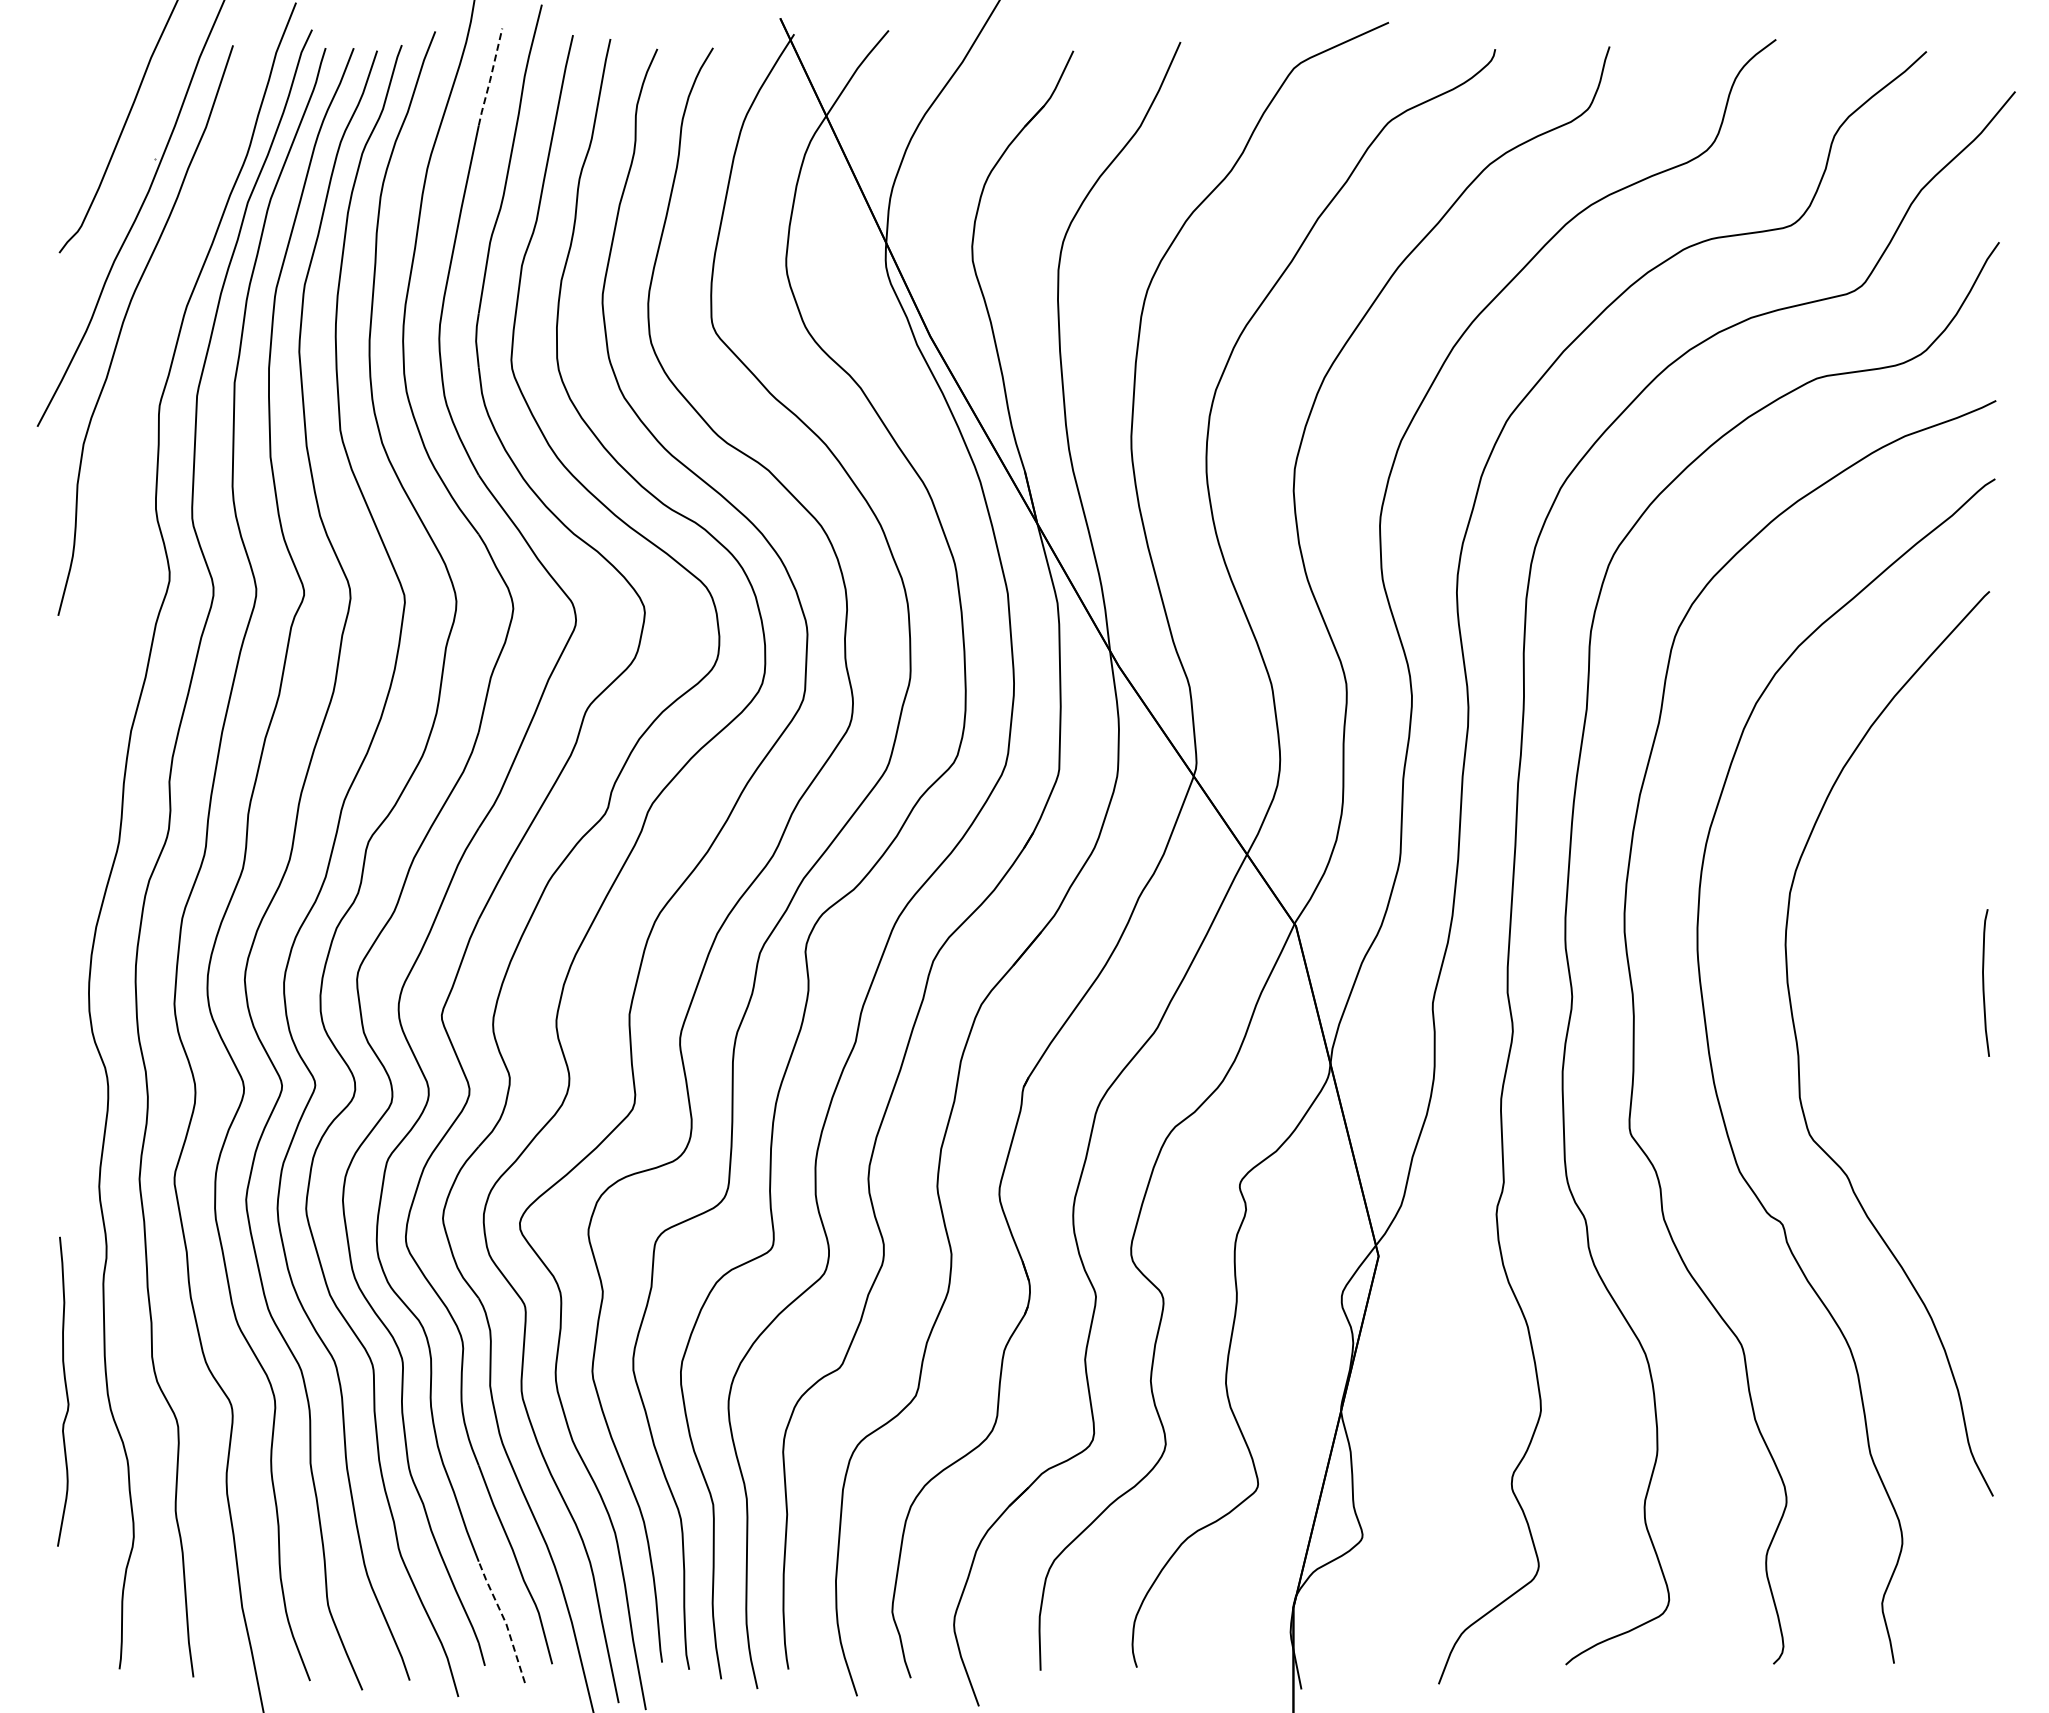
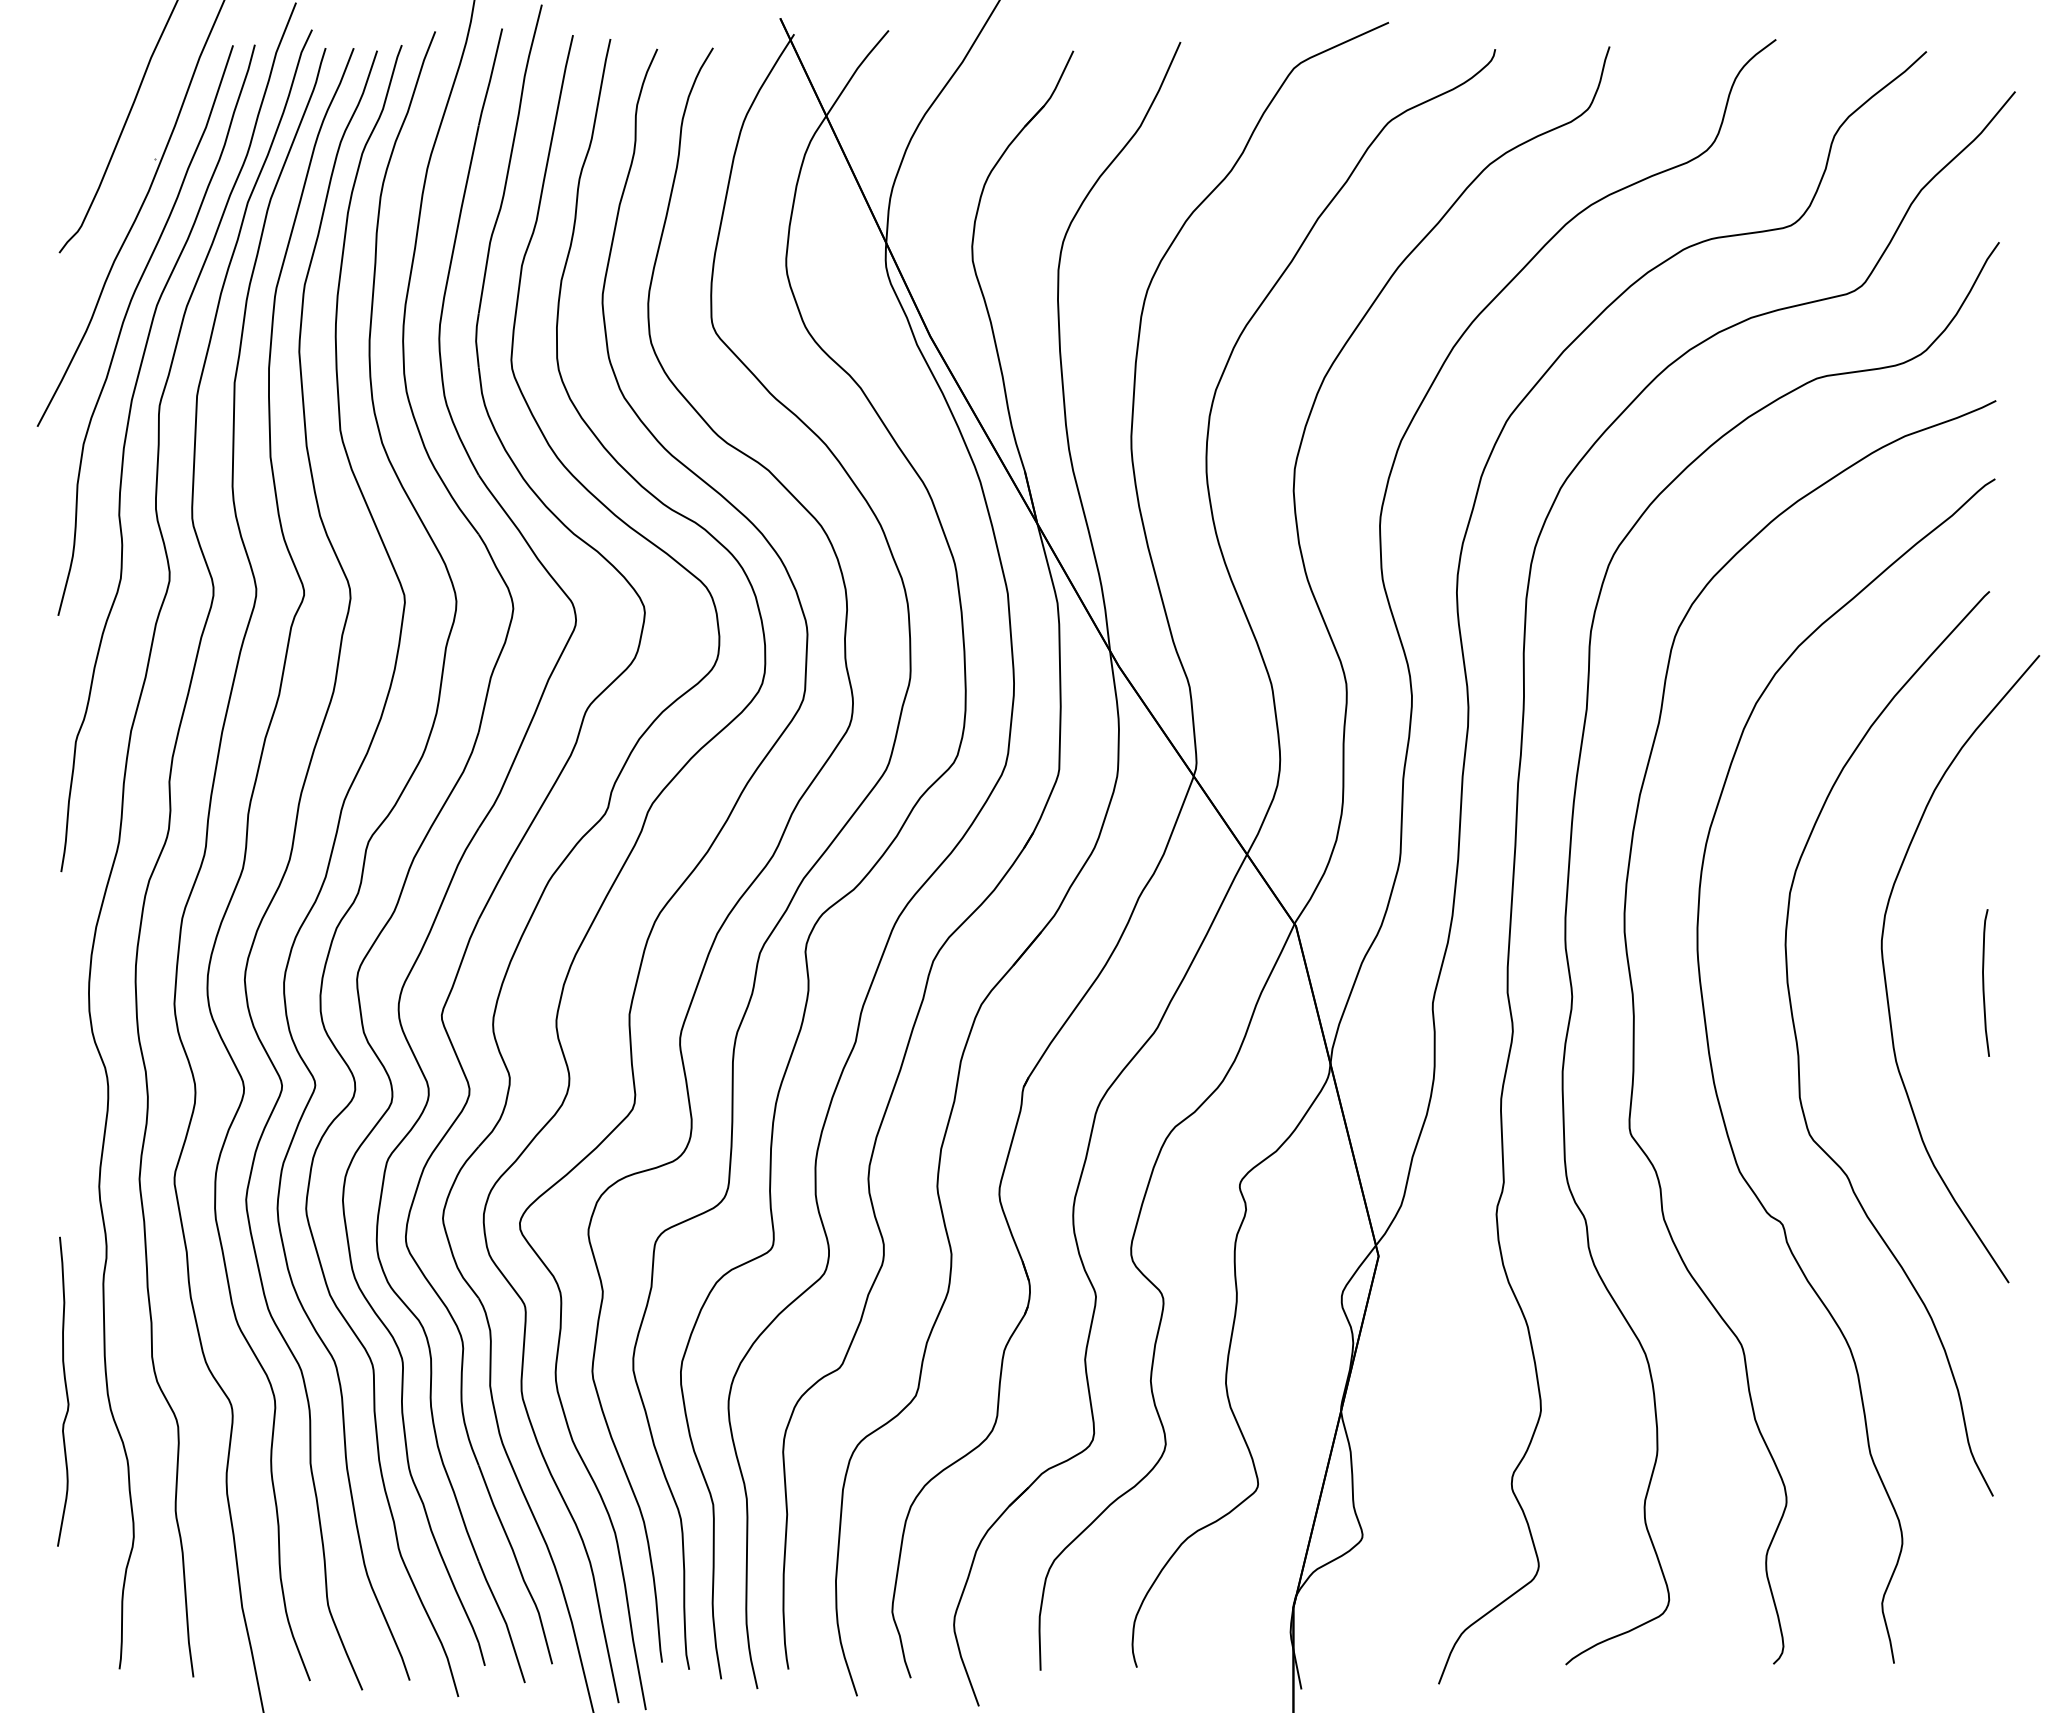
line: dashed -> solid (490, 77)
curve: none -> present (124, 455)
curve: none -> present (1886, 979)
line: dashed -> solid (504, 1620)
